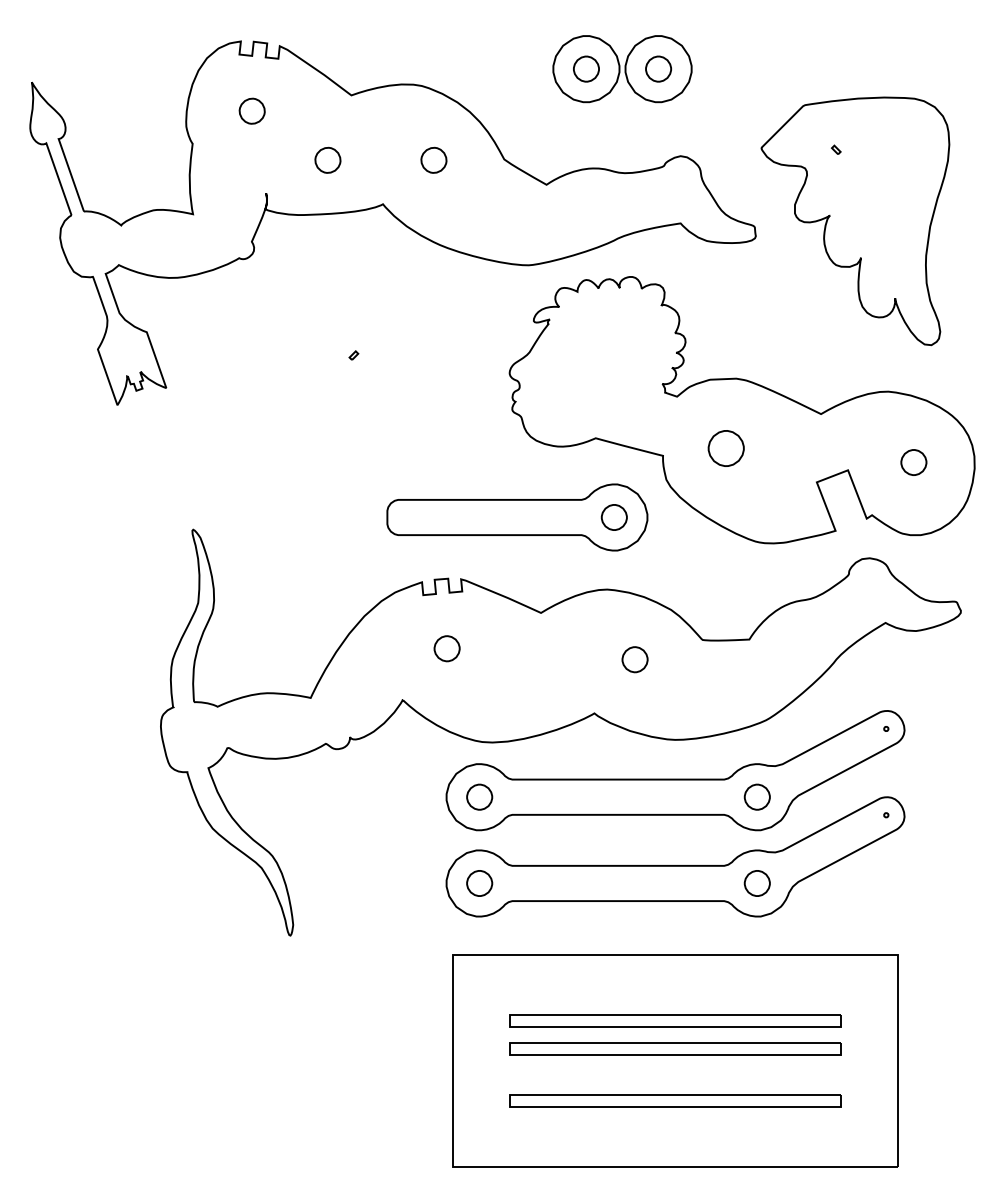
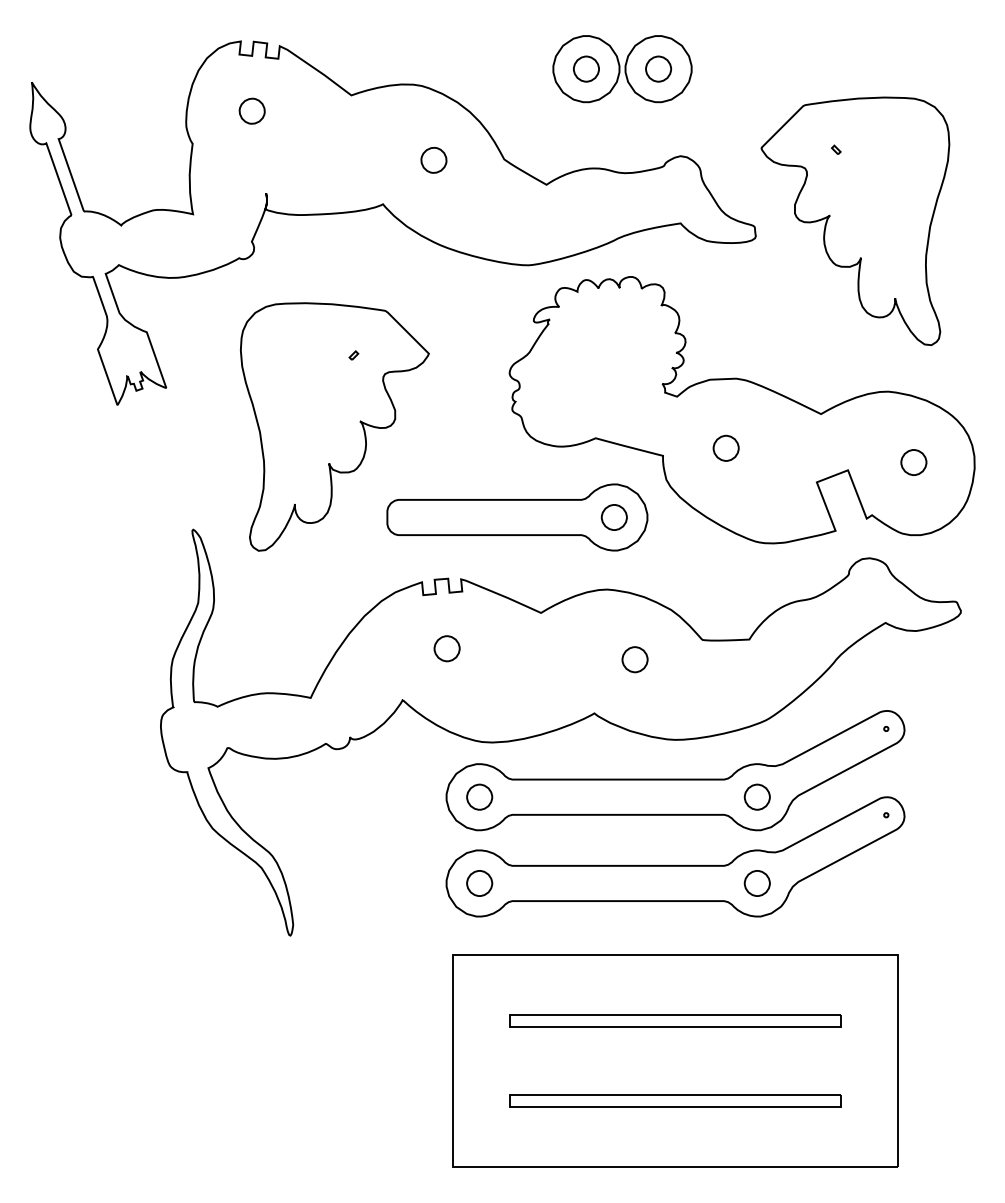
part: present -> none (327, 159)
part: none -> present (334, 426)
part size: 38x37 px -> 28x28 px (725, 447)
part: present -> none (675, 1048)
